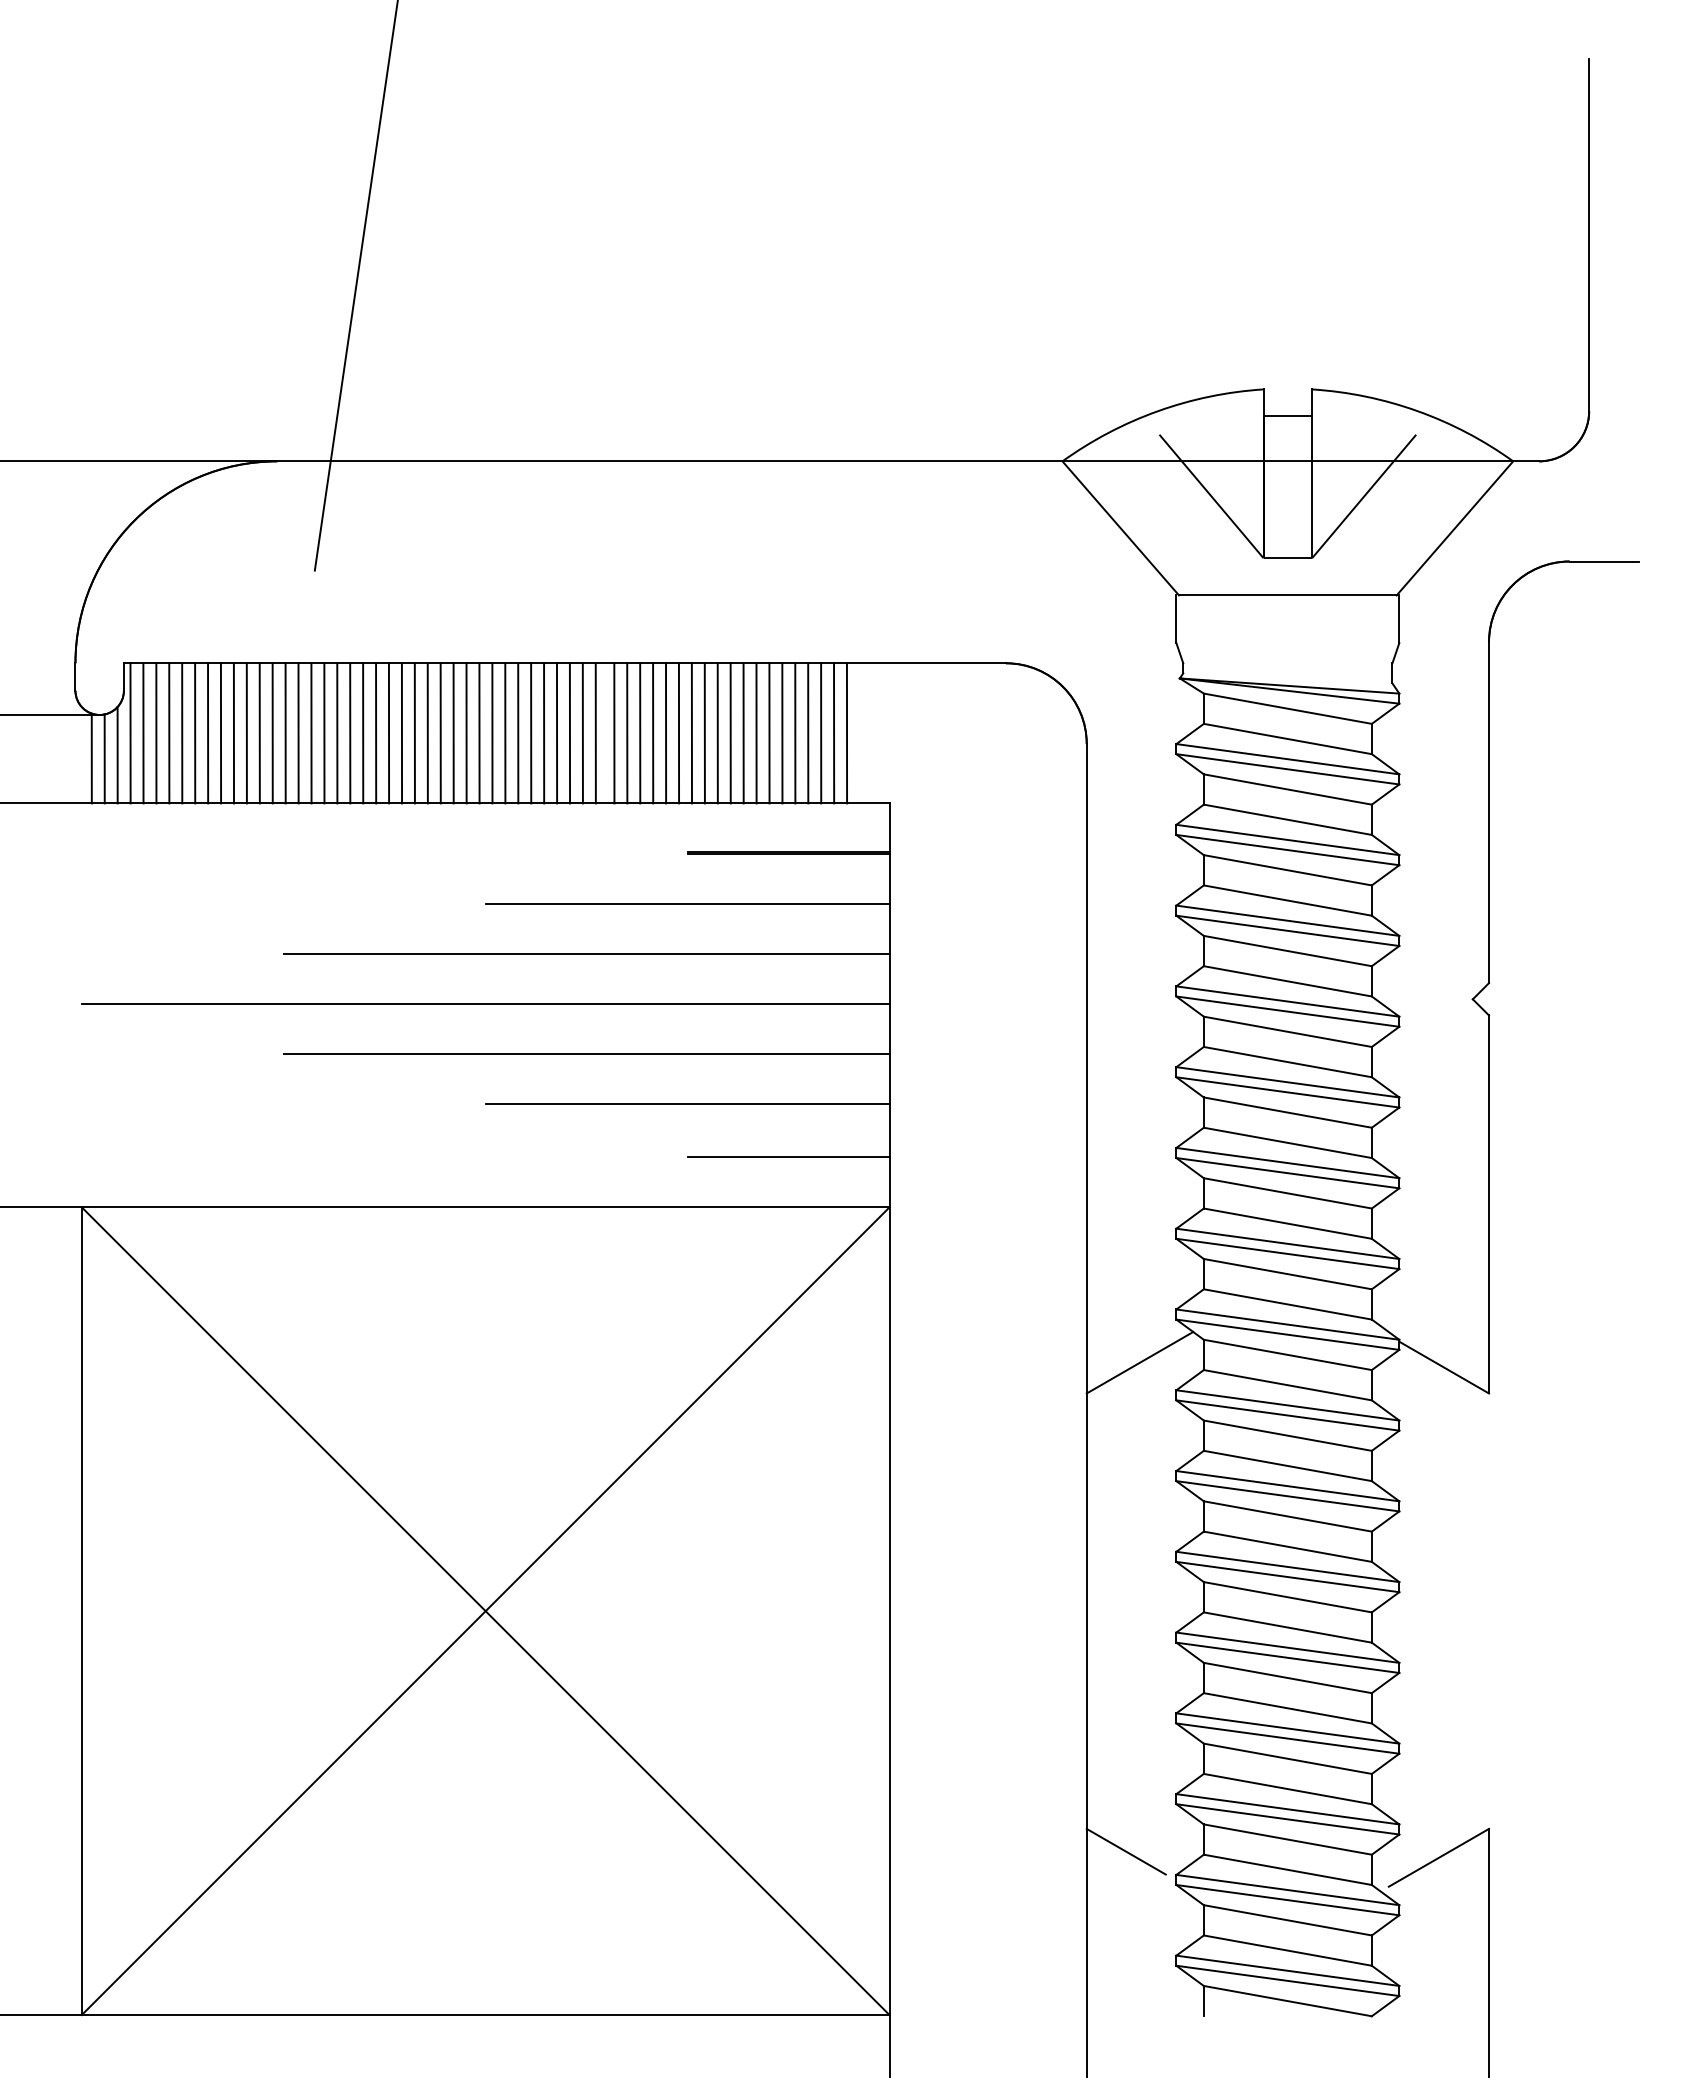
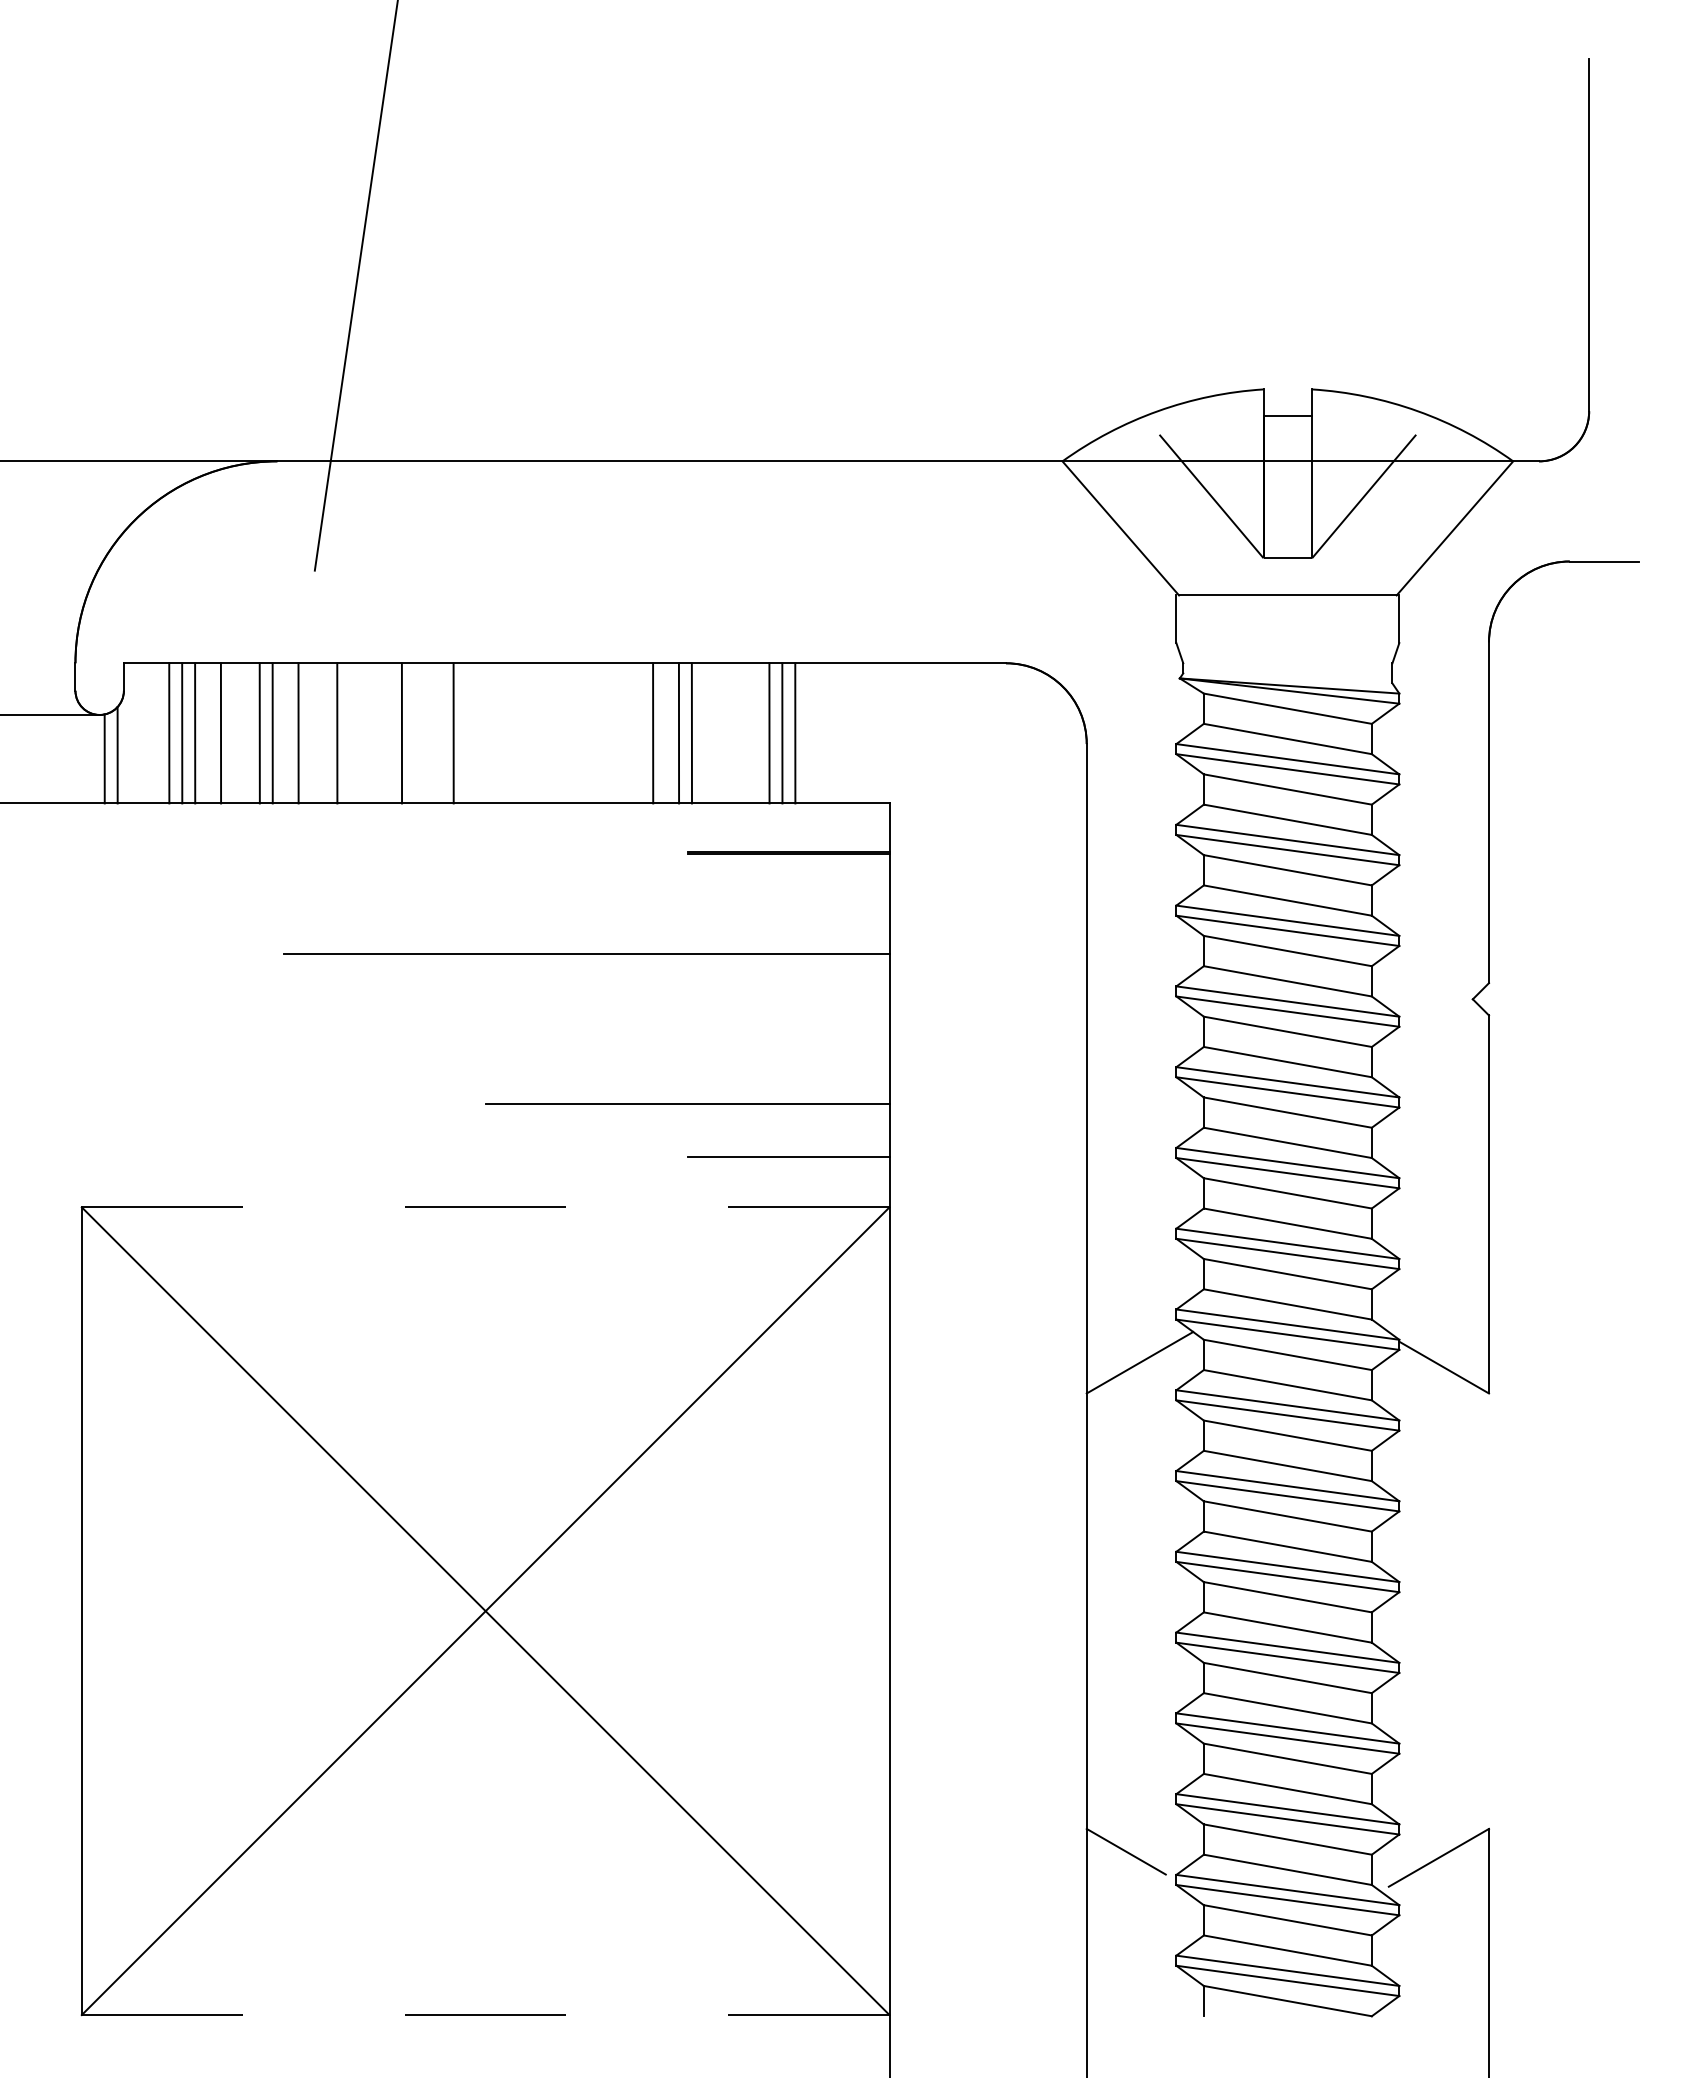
line: present -> none (130, 733)
line: present -> none (143, 733)
line: present -> none (156, 733)
line: present -> none (208, 733)
line: present -> none (233, 733)
line: present -> none (246, 733)
line: present -> none (285, 733)
line: present -> none (311, 733)
line: present -> none (324, 733)
line: present -> none (350, 733)
line: present -> none (363, 733)
line: present -> none (376, 733)
line: present -> none (388, 733)
line: present -> none (414, 733)
line: present -> none (427, 733)
line: present -> none (440, 733)
line: present -> none (466, 733)
line: present -> none (479, 733)
line: present -> none (492, 733)
line: present -> none (505, 733)
line: present -> none (518, 733)
line: present -> none (531, 733)
line: present -> none (544, 733)
line: present -> none (556, 733)
line: present -> none (569, 733)
line: present -> none (582, 733)
line: present -> none (595, 733)
line: present -> none (614, 733)
line: present -> none (627, 733)
line: present -> none (640, 733)
line: present -> none (666, 733)
line: present -> none (704, 733)
line: present -> none (717, 733)
line: present -> none (730, 733)
line: present -> none (743, 733)
line: present -> none (756, 733)
line: present -> none (808, 733)
line: present -> none (821, 733)
line: present -> none (834, 733)
line: present -> none (846, 733)
line: present -> none (91, 758)
line: present -> none (687, 903)
line: present -> none (485, 1003)
line: present -> none (586, 1053)
line: solid -> dashed (444, 1207)
line: solid -> dashed (444, 2015)
